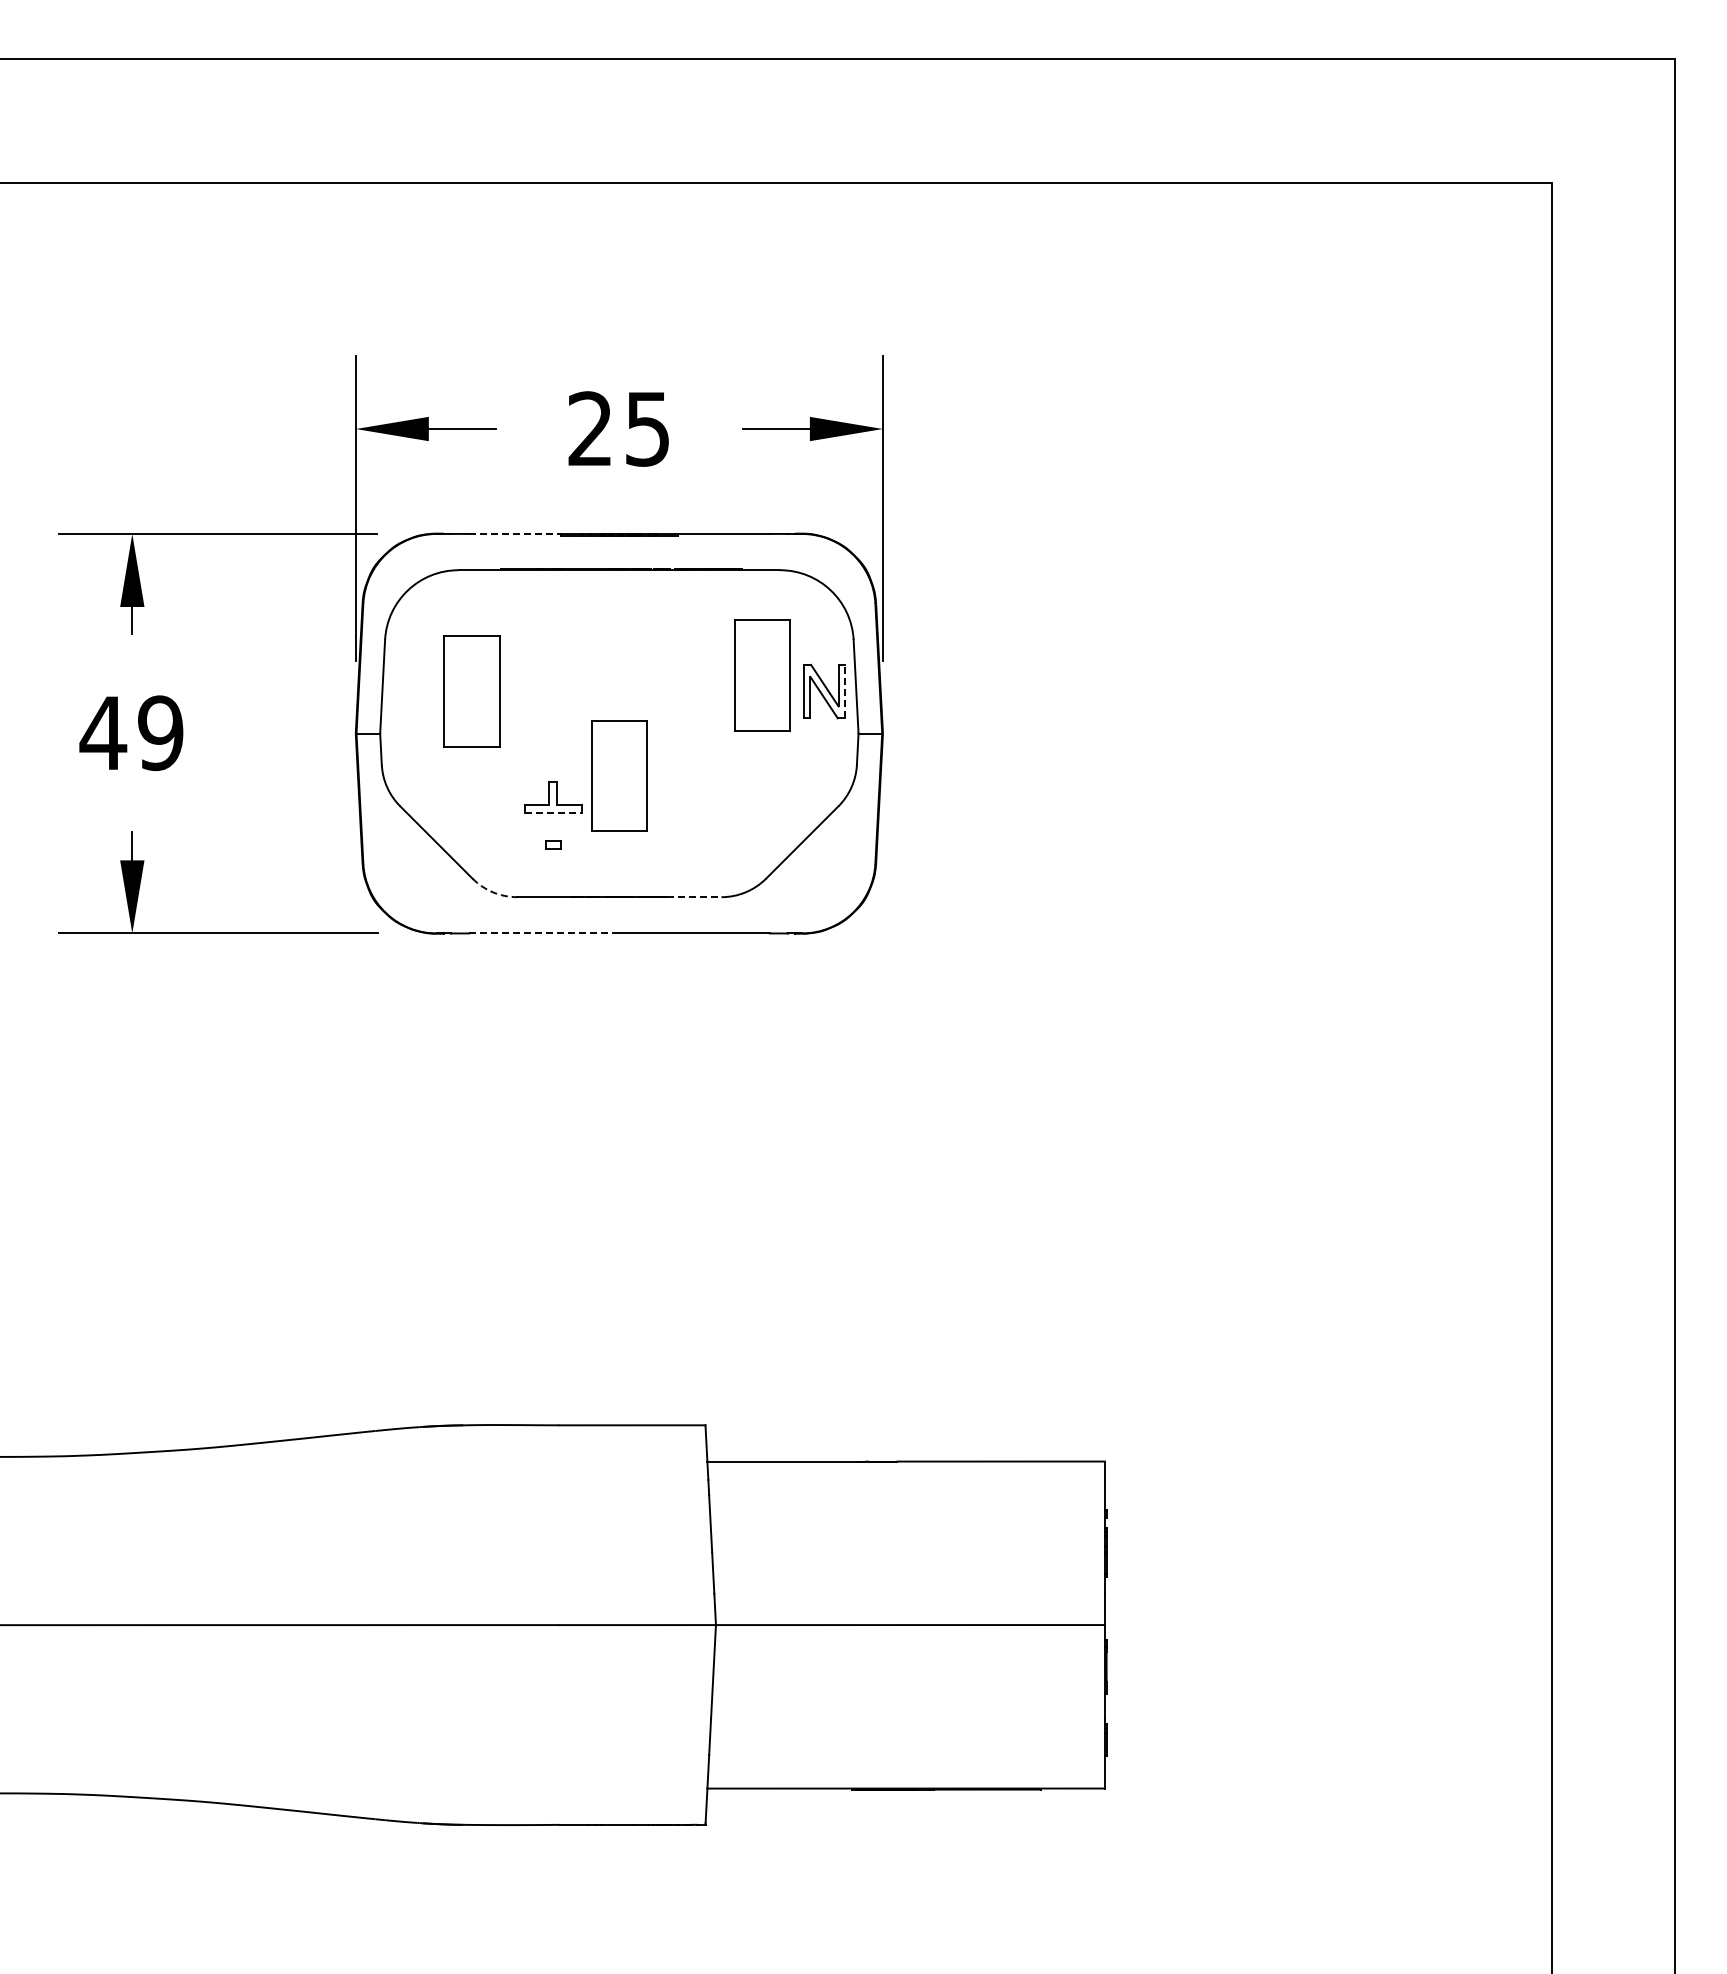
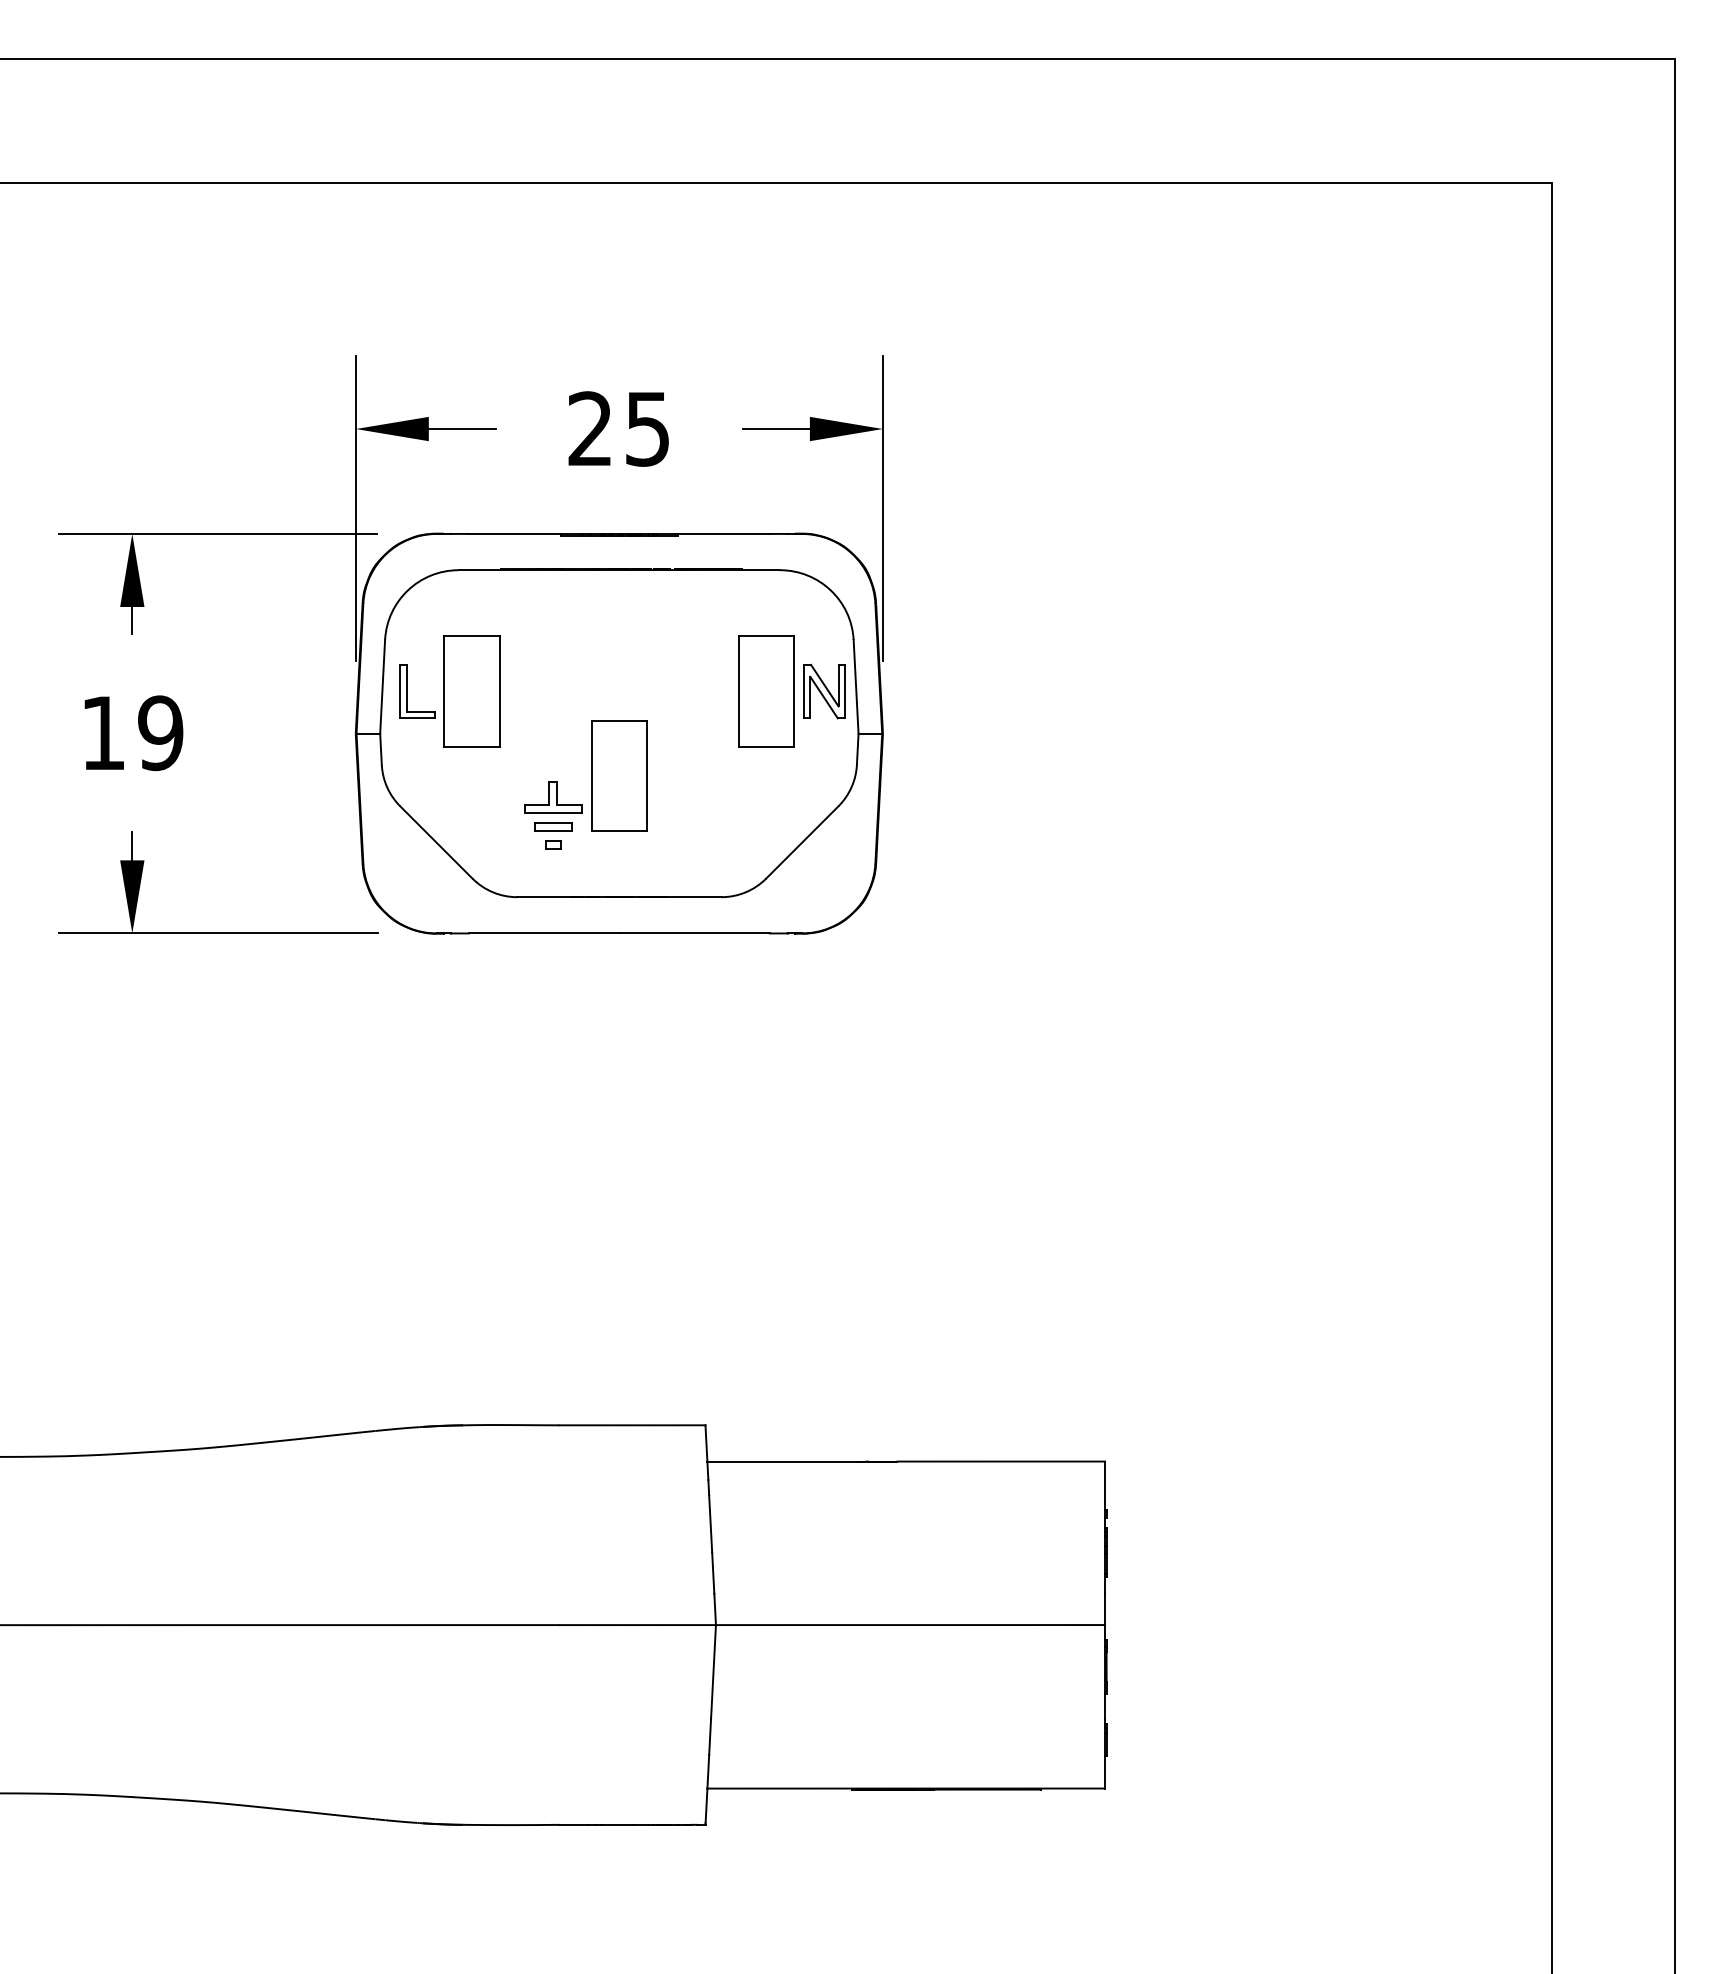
line: dashed -> solid (514, 533)
part position: (762, 675) -> (766, 691) (766, 691)
part: none -> present (407, 691)
line: dashed -> solid (845, 691)
text: 49 -> 19 (103, 732)
line: dashed -> solid (553, 812)
part: none -> present (553, 826)
arc: dashed -> solid (493, 892)
line: dashed -> solid (694, 897)
line: dashed -> solid (544, 933)
